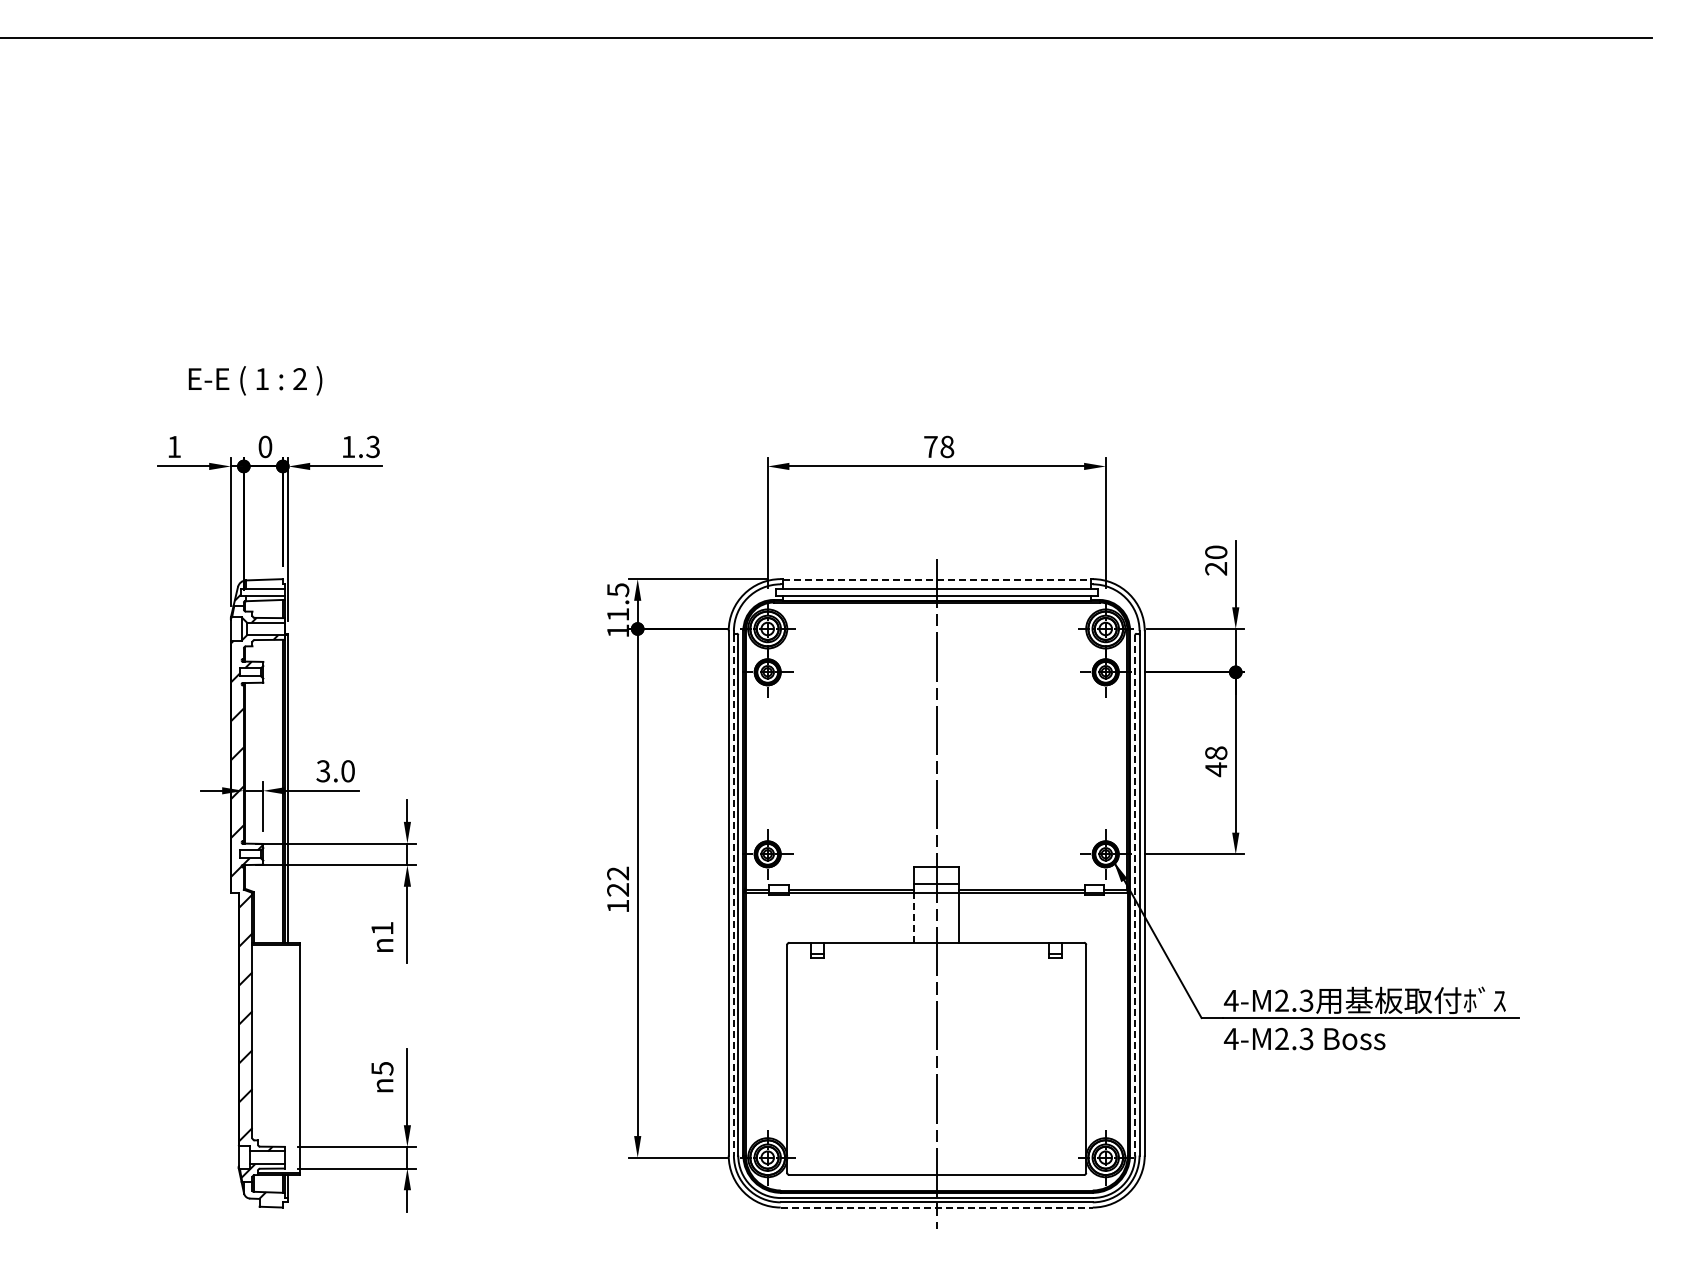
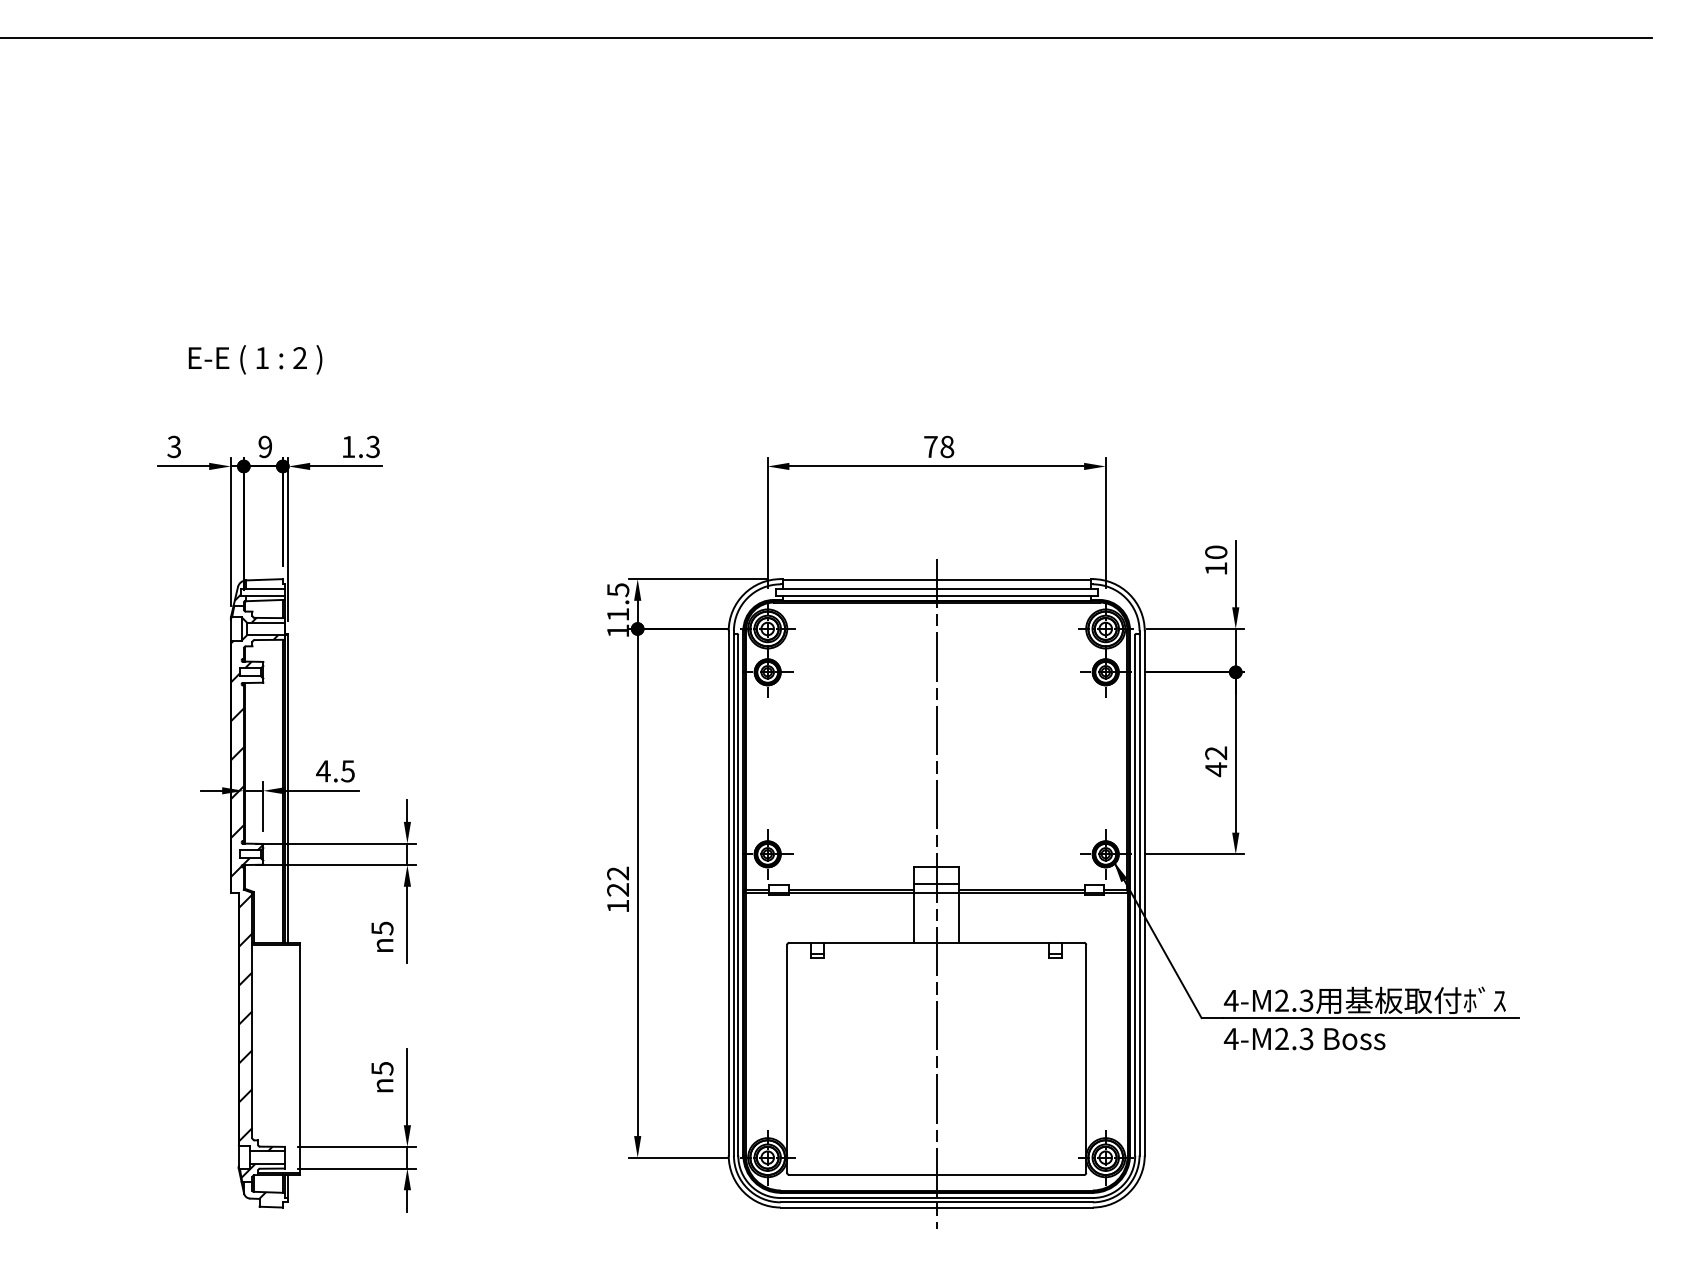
text position: (255, 380) -> (255, 359) (255, 359)
text: 1 -> 3 (173, 446)
text: 0 -> 9 (265, 446)
text: 20 -> 10 (1215, 568)
line: dashed -> solid (937, 580)
text: 48 -> 42 (1216, 753)
text: 3.0 -> 4.5 (335, 771)
line: dashed -> solid (733, 895)
line: dashed -> solid (1135, 895)
line: dashed -> solid (914, 917)
text: 1 -> 5 (382, 928)
line: dashed -> solid (937, 1207)
